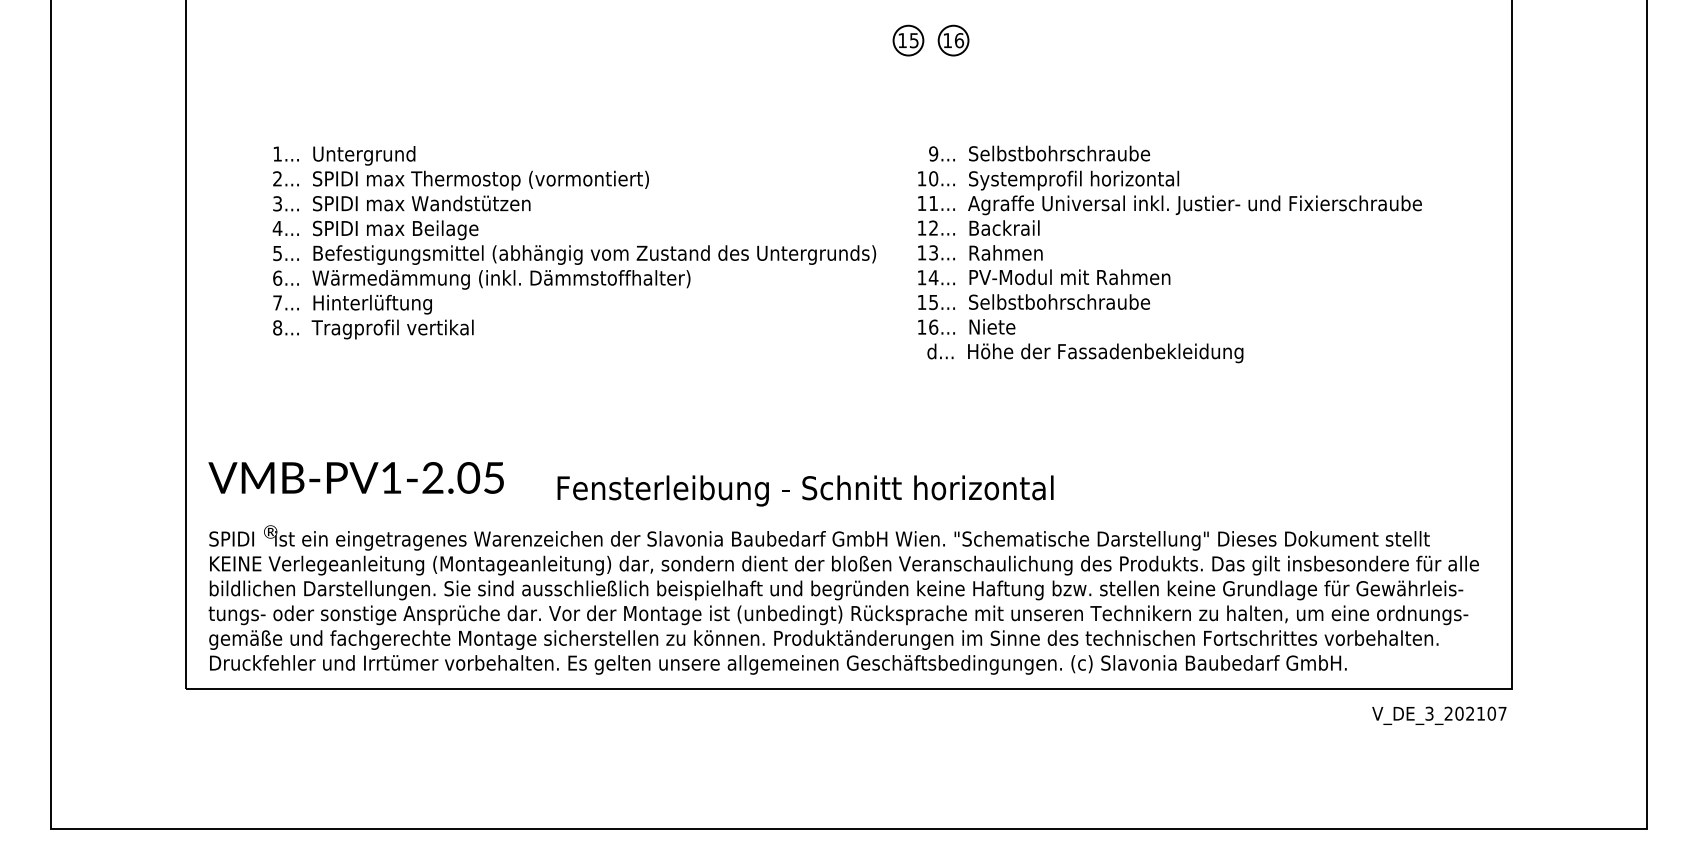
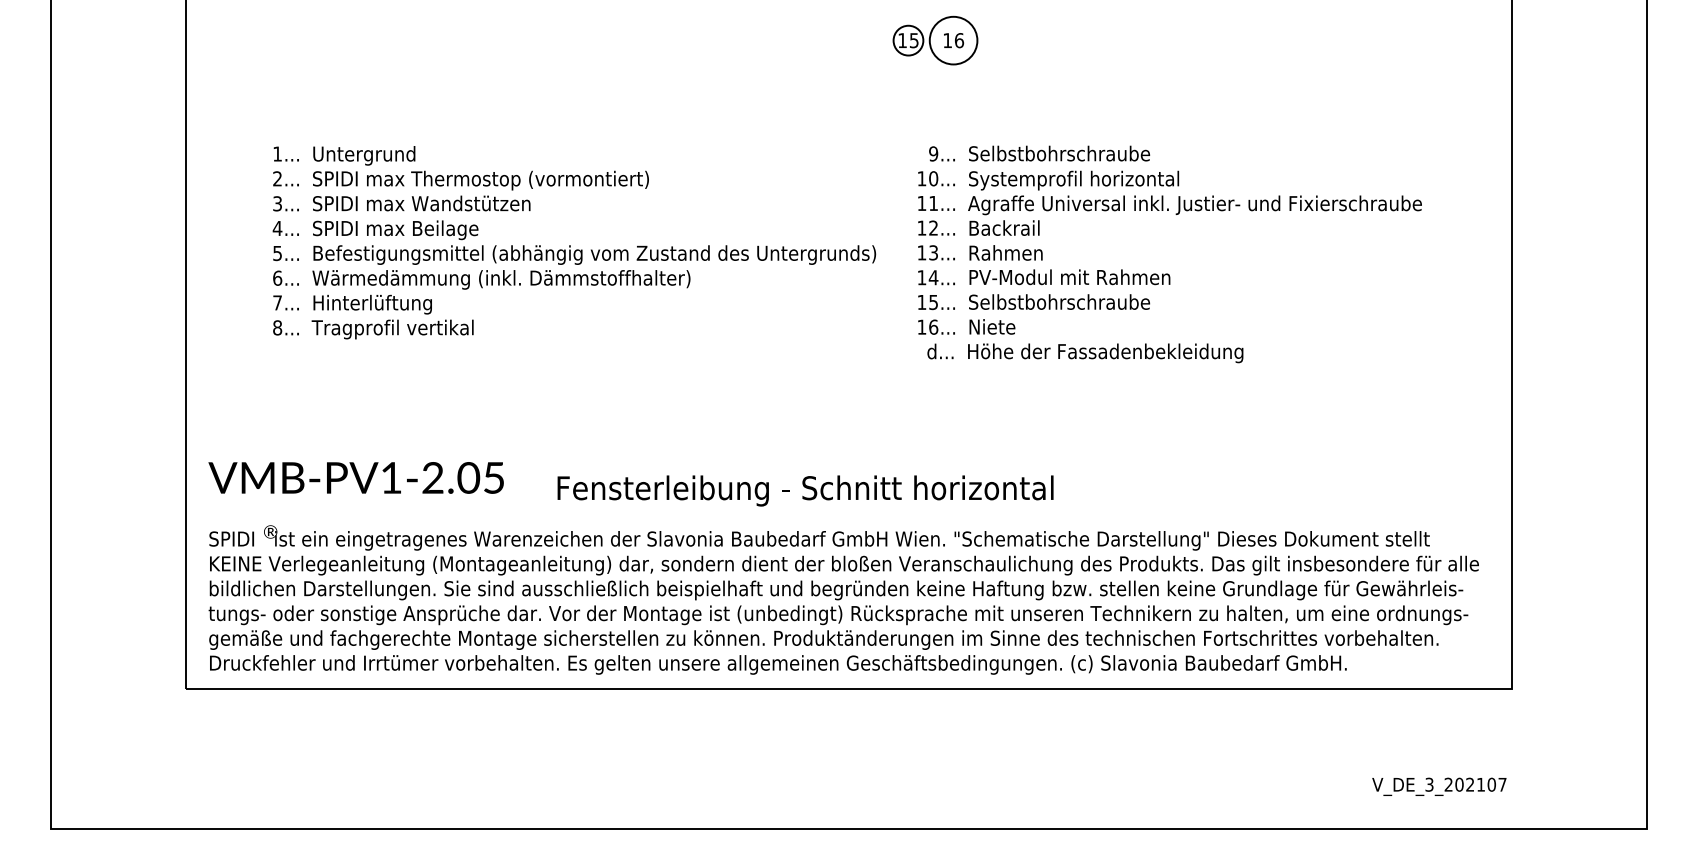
circle diameter: 30 px -> 48 px (953, 40)
text position: (1439, 715) -> (1439, 786) (1439, 786)
